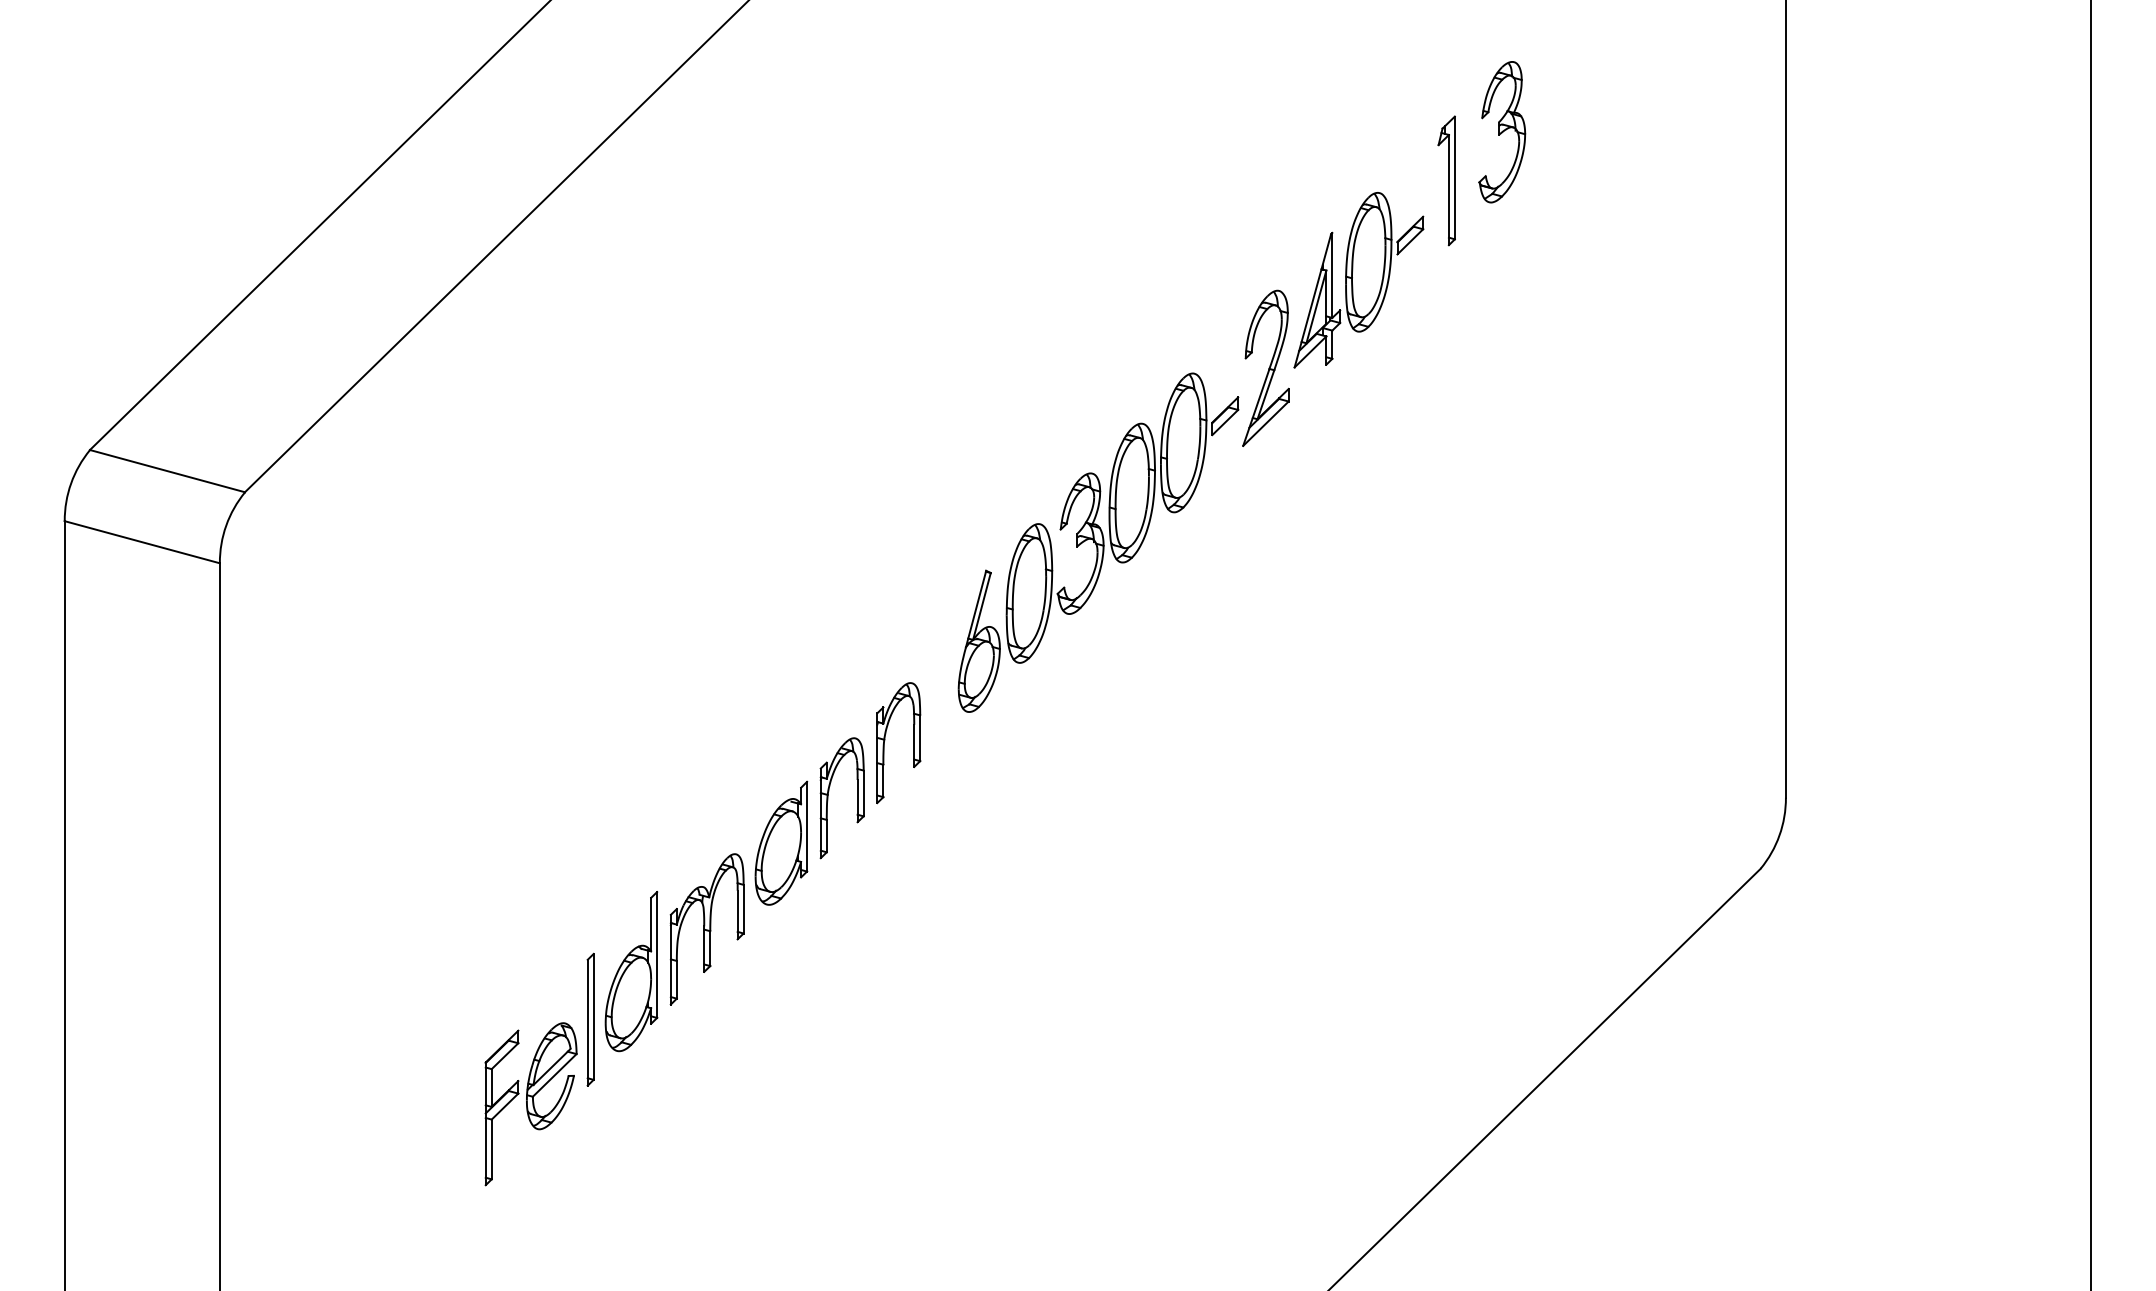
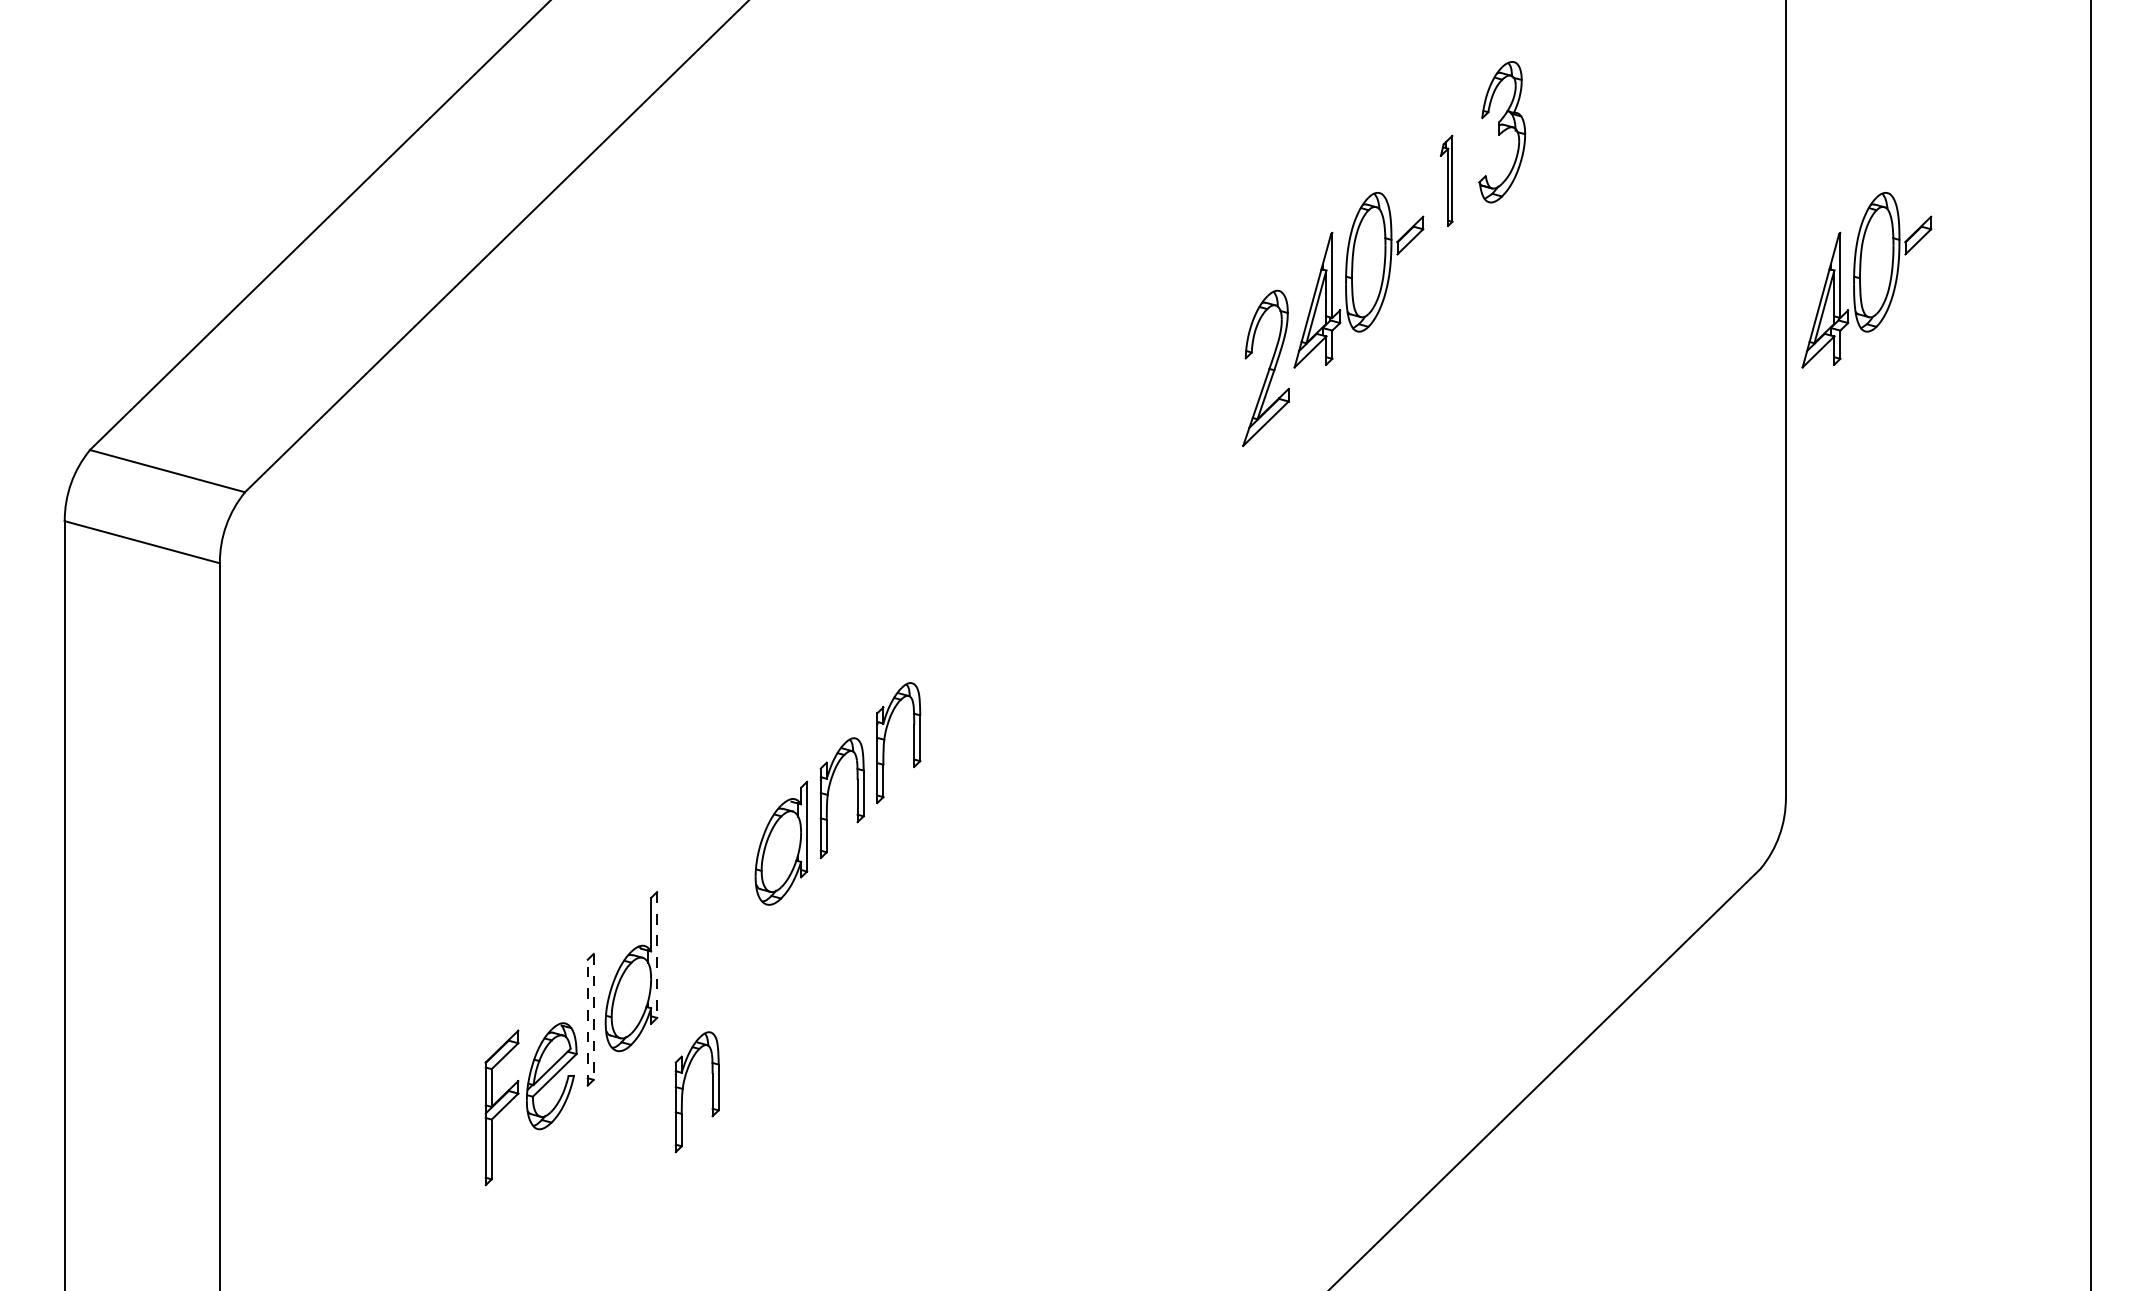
part size: 19x132 px -> 14x93 px (1446, 180)
part: none -> present (1866, 280)
part: present -> none (1098, 542)
part: present -> none (706, 929)
line: solid -> dashed (657, 954)
line: solid -> dashed (593, 1016)
line: solid -> dashed (587, 1022)
part: none -> present (683, 1092)
